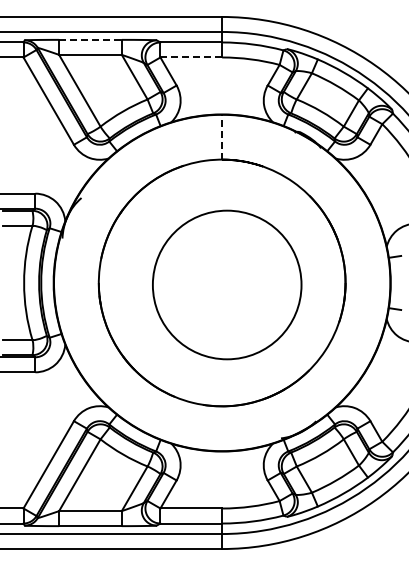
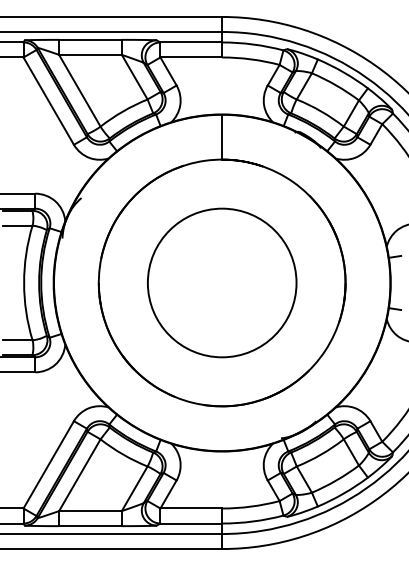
line: dashed -> solid (90, 39)
line: dashed -> solid (191, 57)
line: dashed -> solid (222, 136)
circle position: (227, 284) -> (222, 282) (222, 282)
